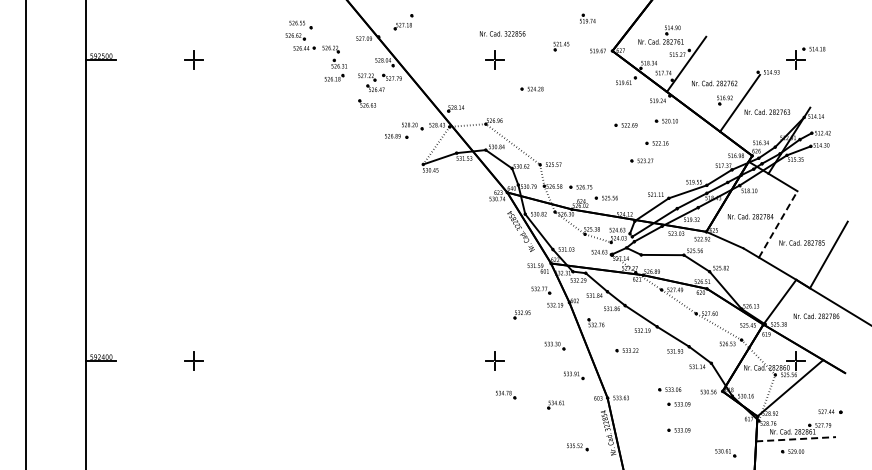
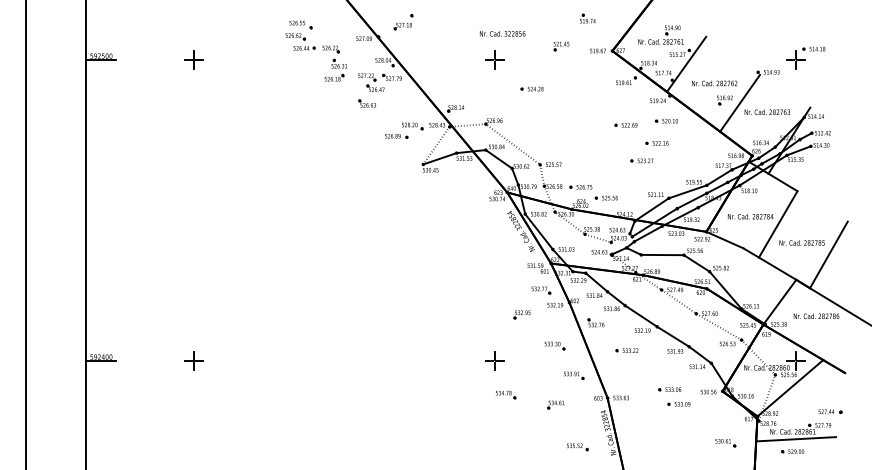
line: dashed -> solid (778, 223)
part: present -> none (678, 430)
line: dashed -> solid (796, 439)
part position: (725, 453) -> (725, 443) (725, 443)
